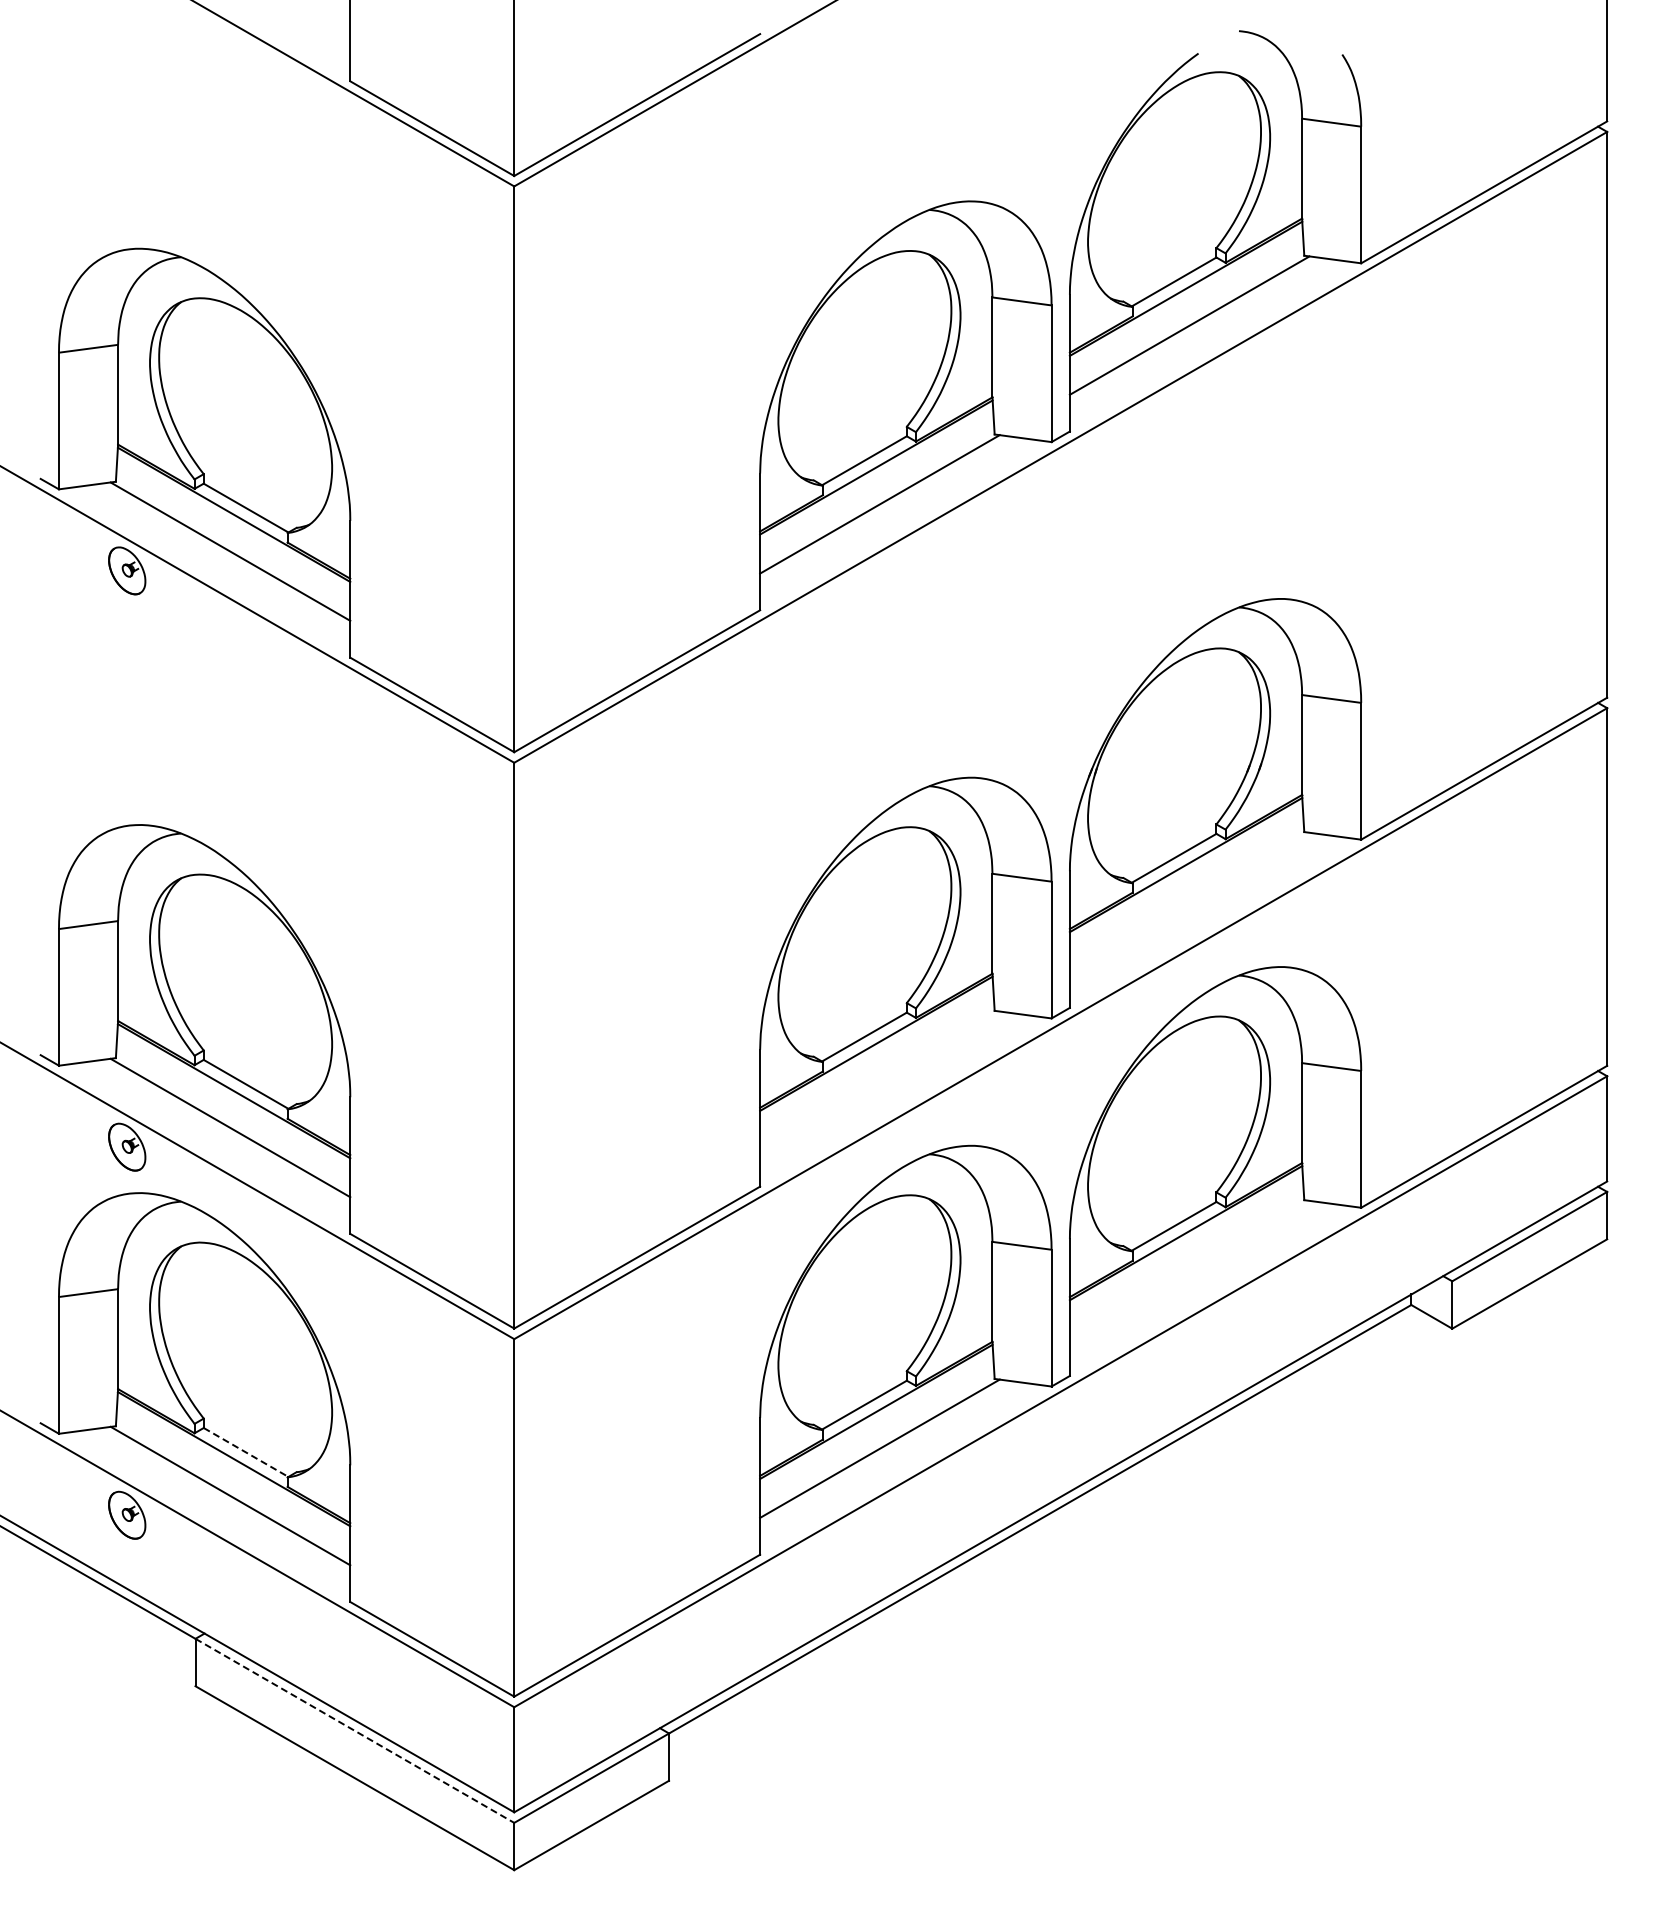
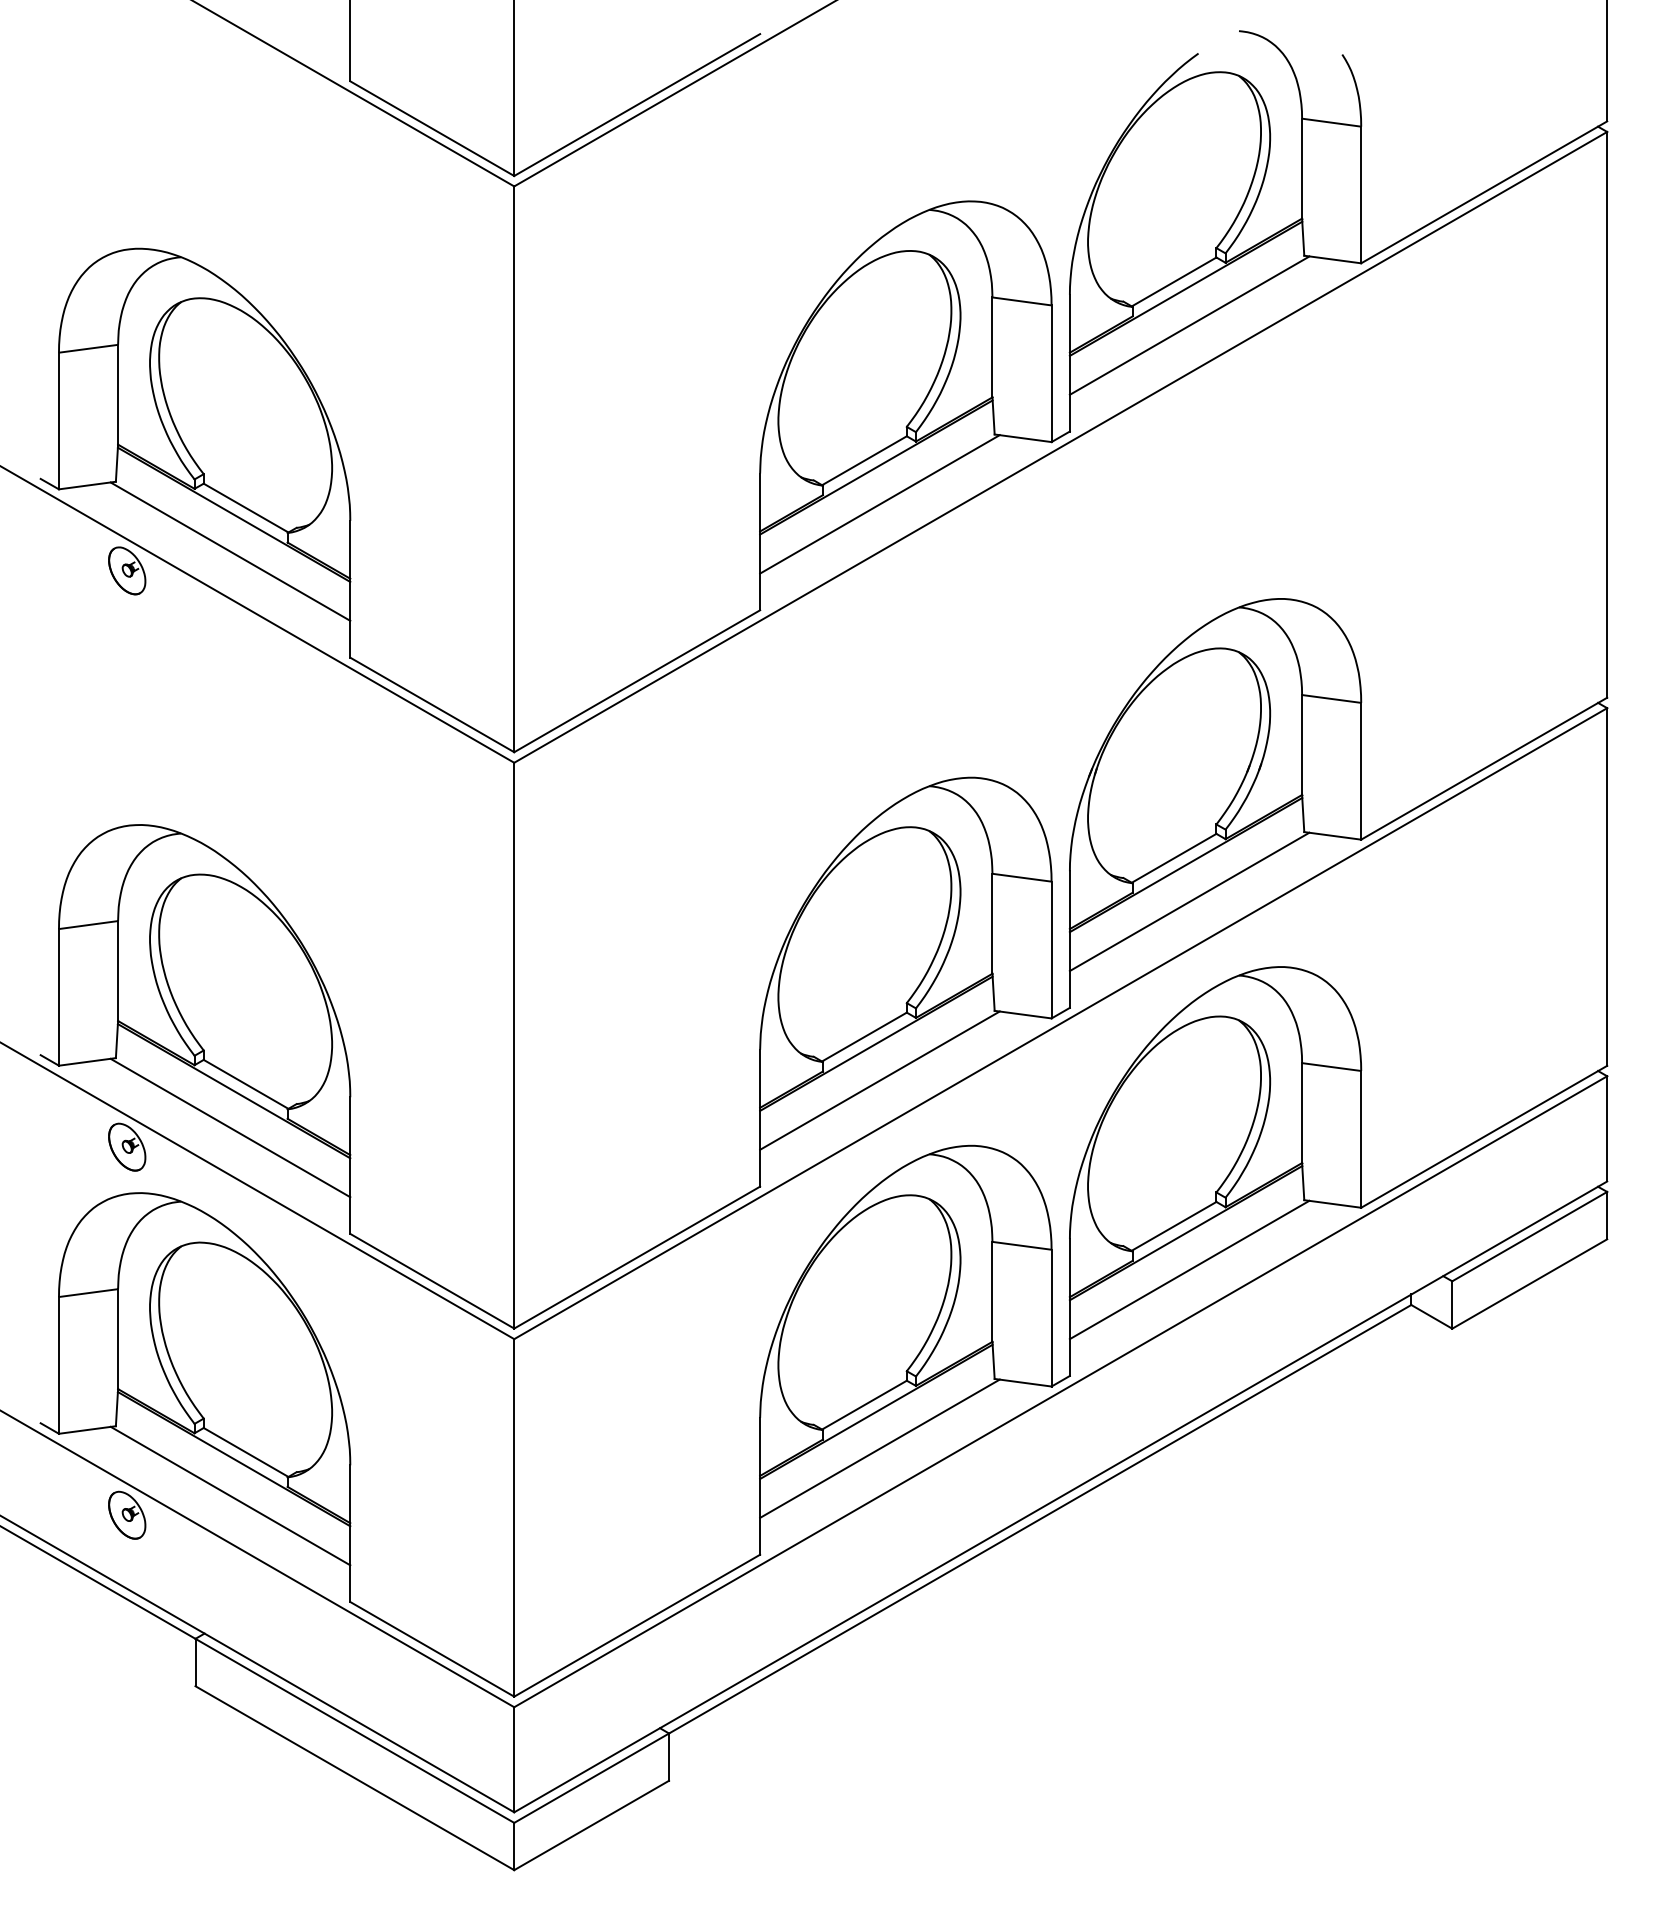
line: none -> present (1189, 901)
line: none -> present (879, 1080)
line: none -> present (1189, 1269)
line: dashed -> solid (246, 1452)
line: dashed -> solid (355, 1731)
